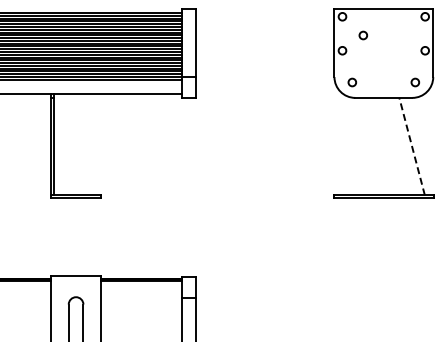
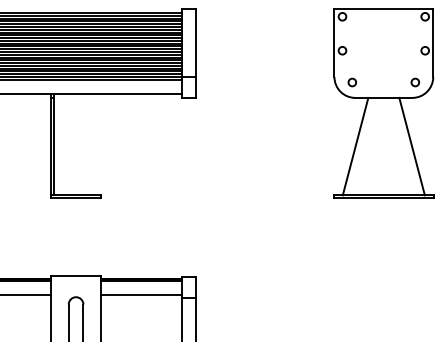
circle: present -> none (363, 35)
line: none -> present (355, 146)
line: dashed -> solid (411, 146)
line: none -> present (26, 294)
line: none -> present (141, 294)
